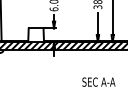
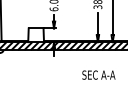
text position: (98, 81) -> (98, 74) (98, 74)
